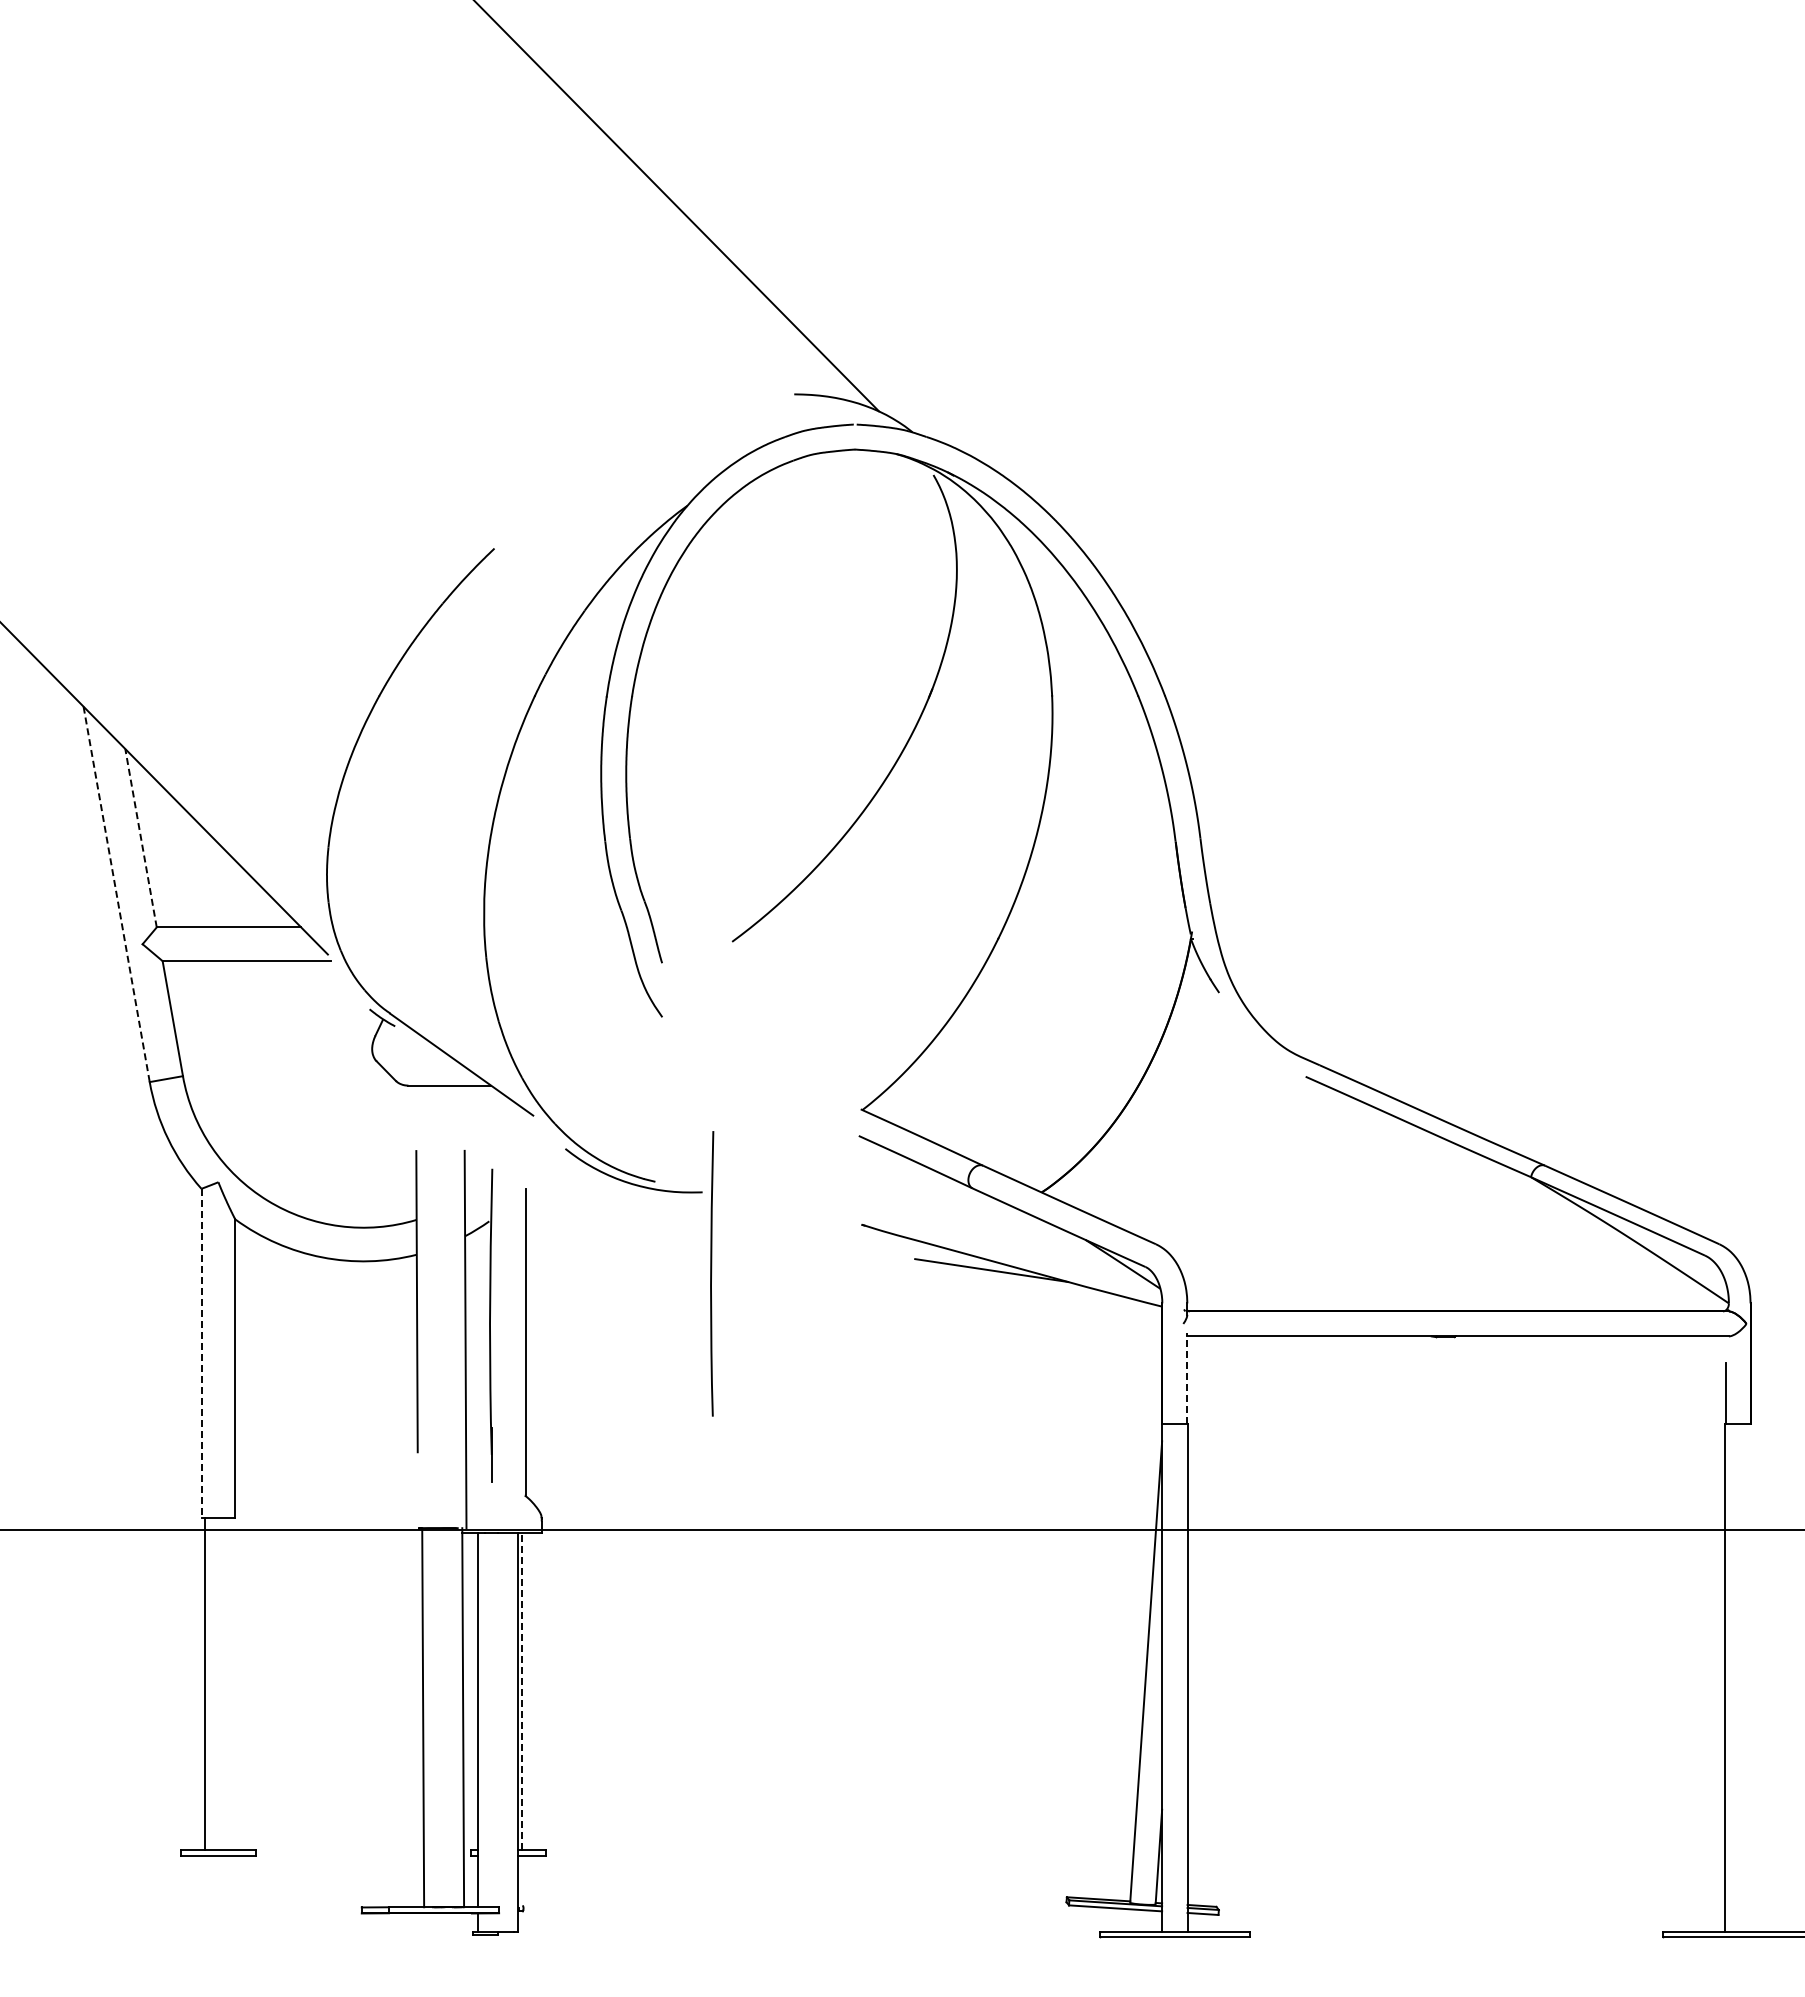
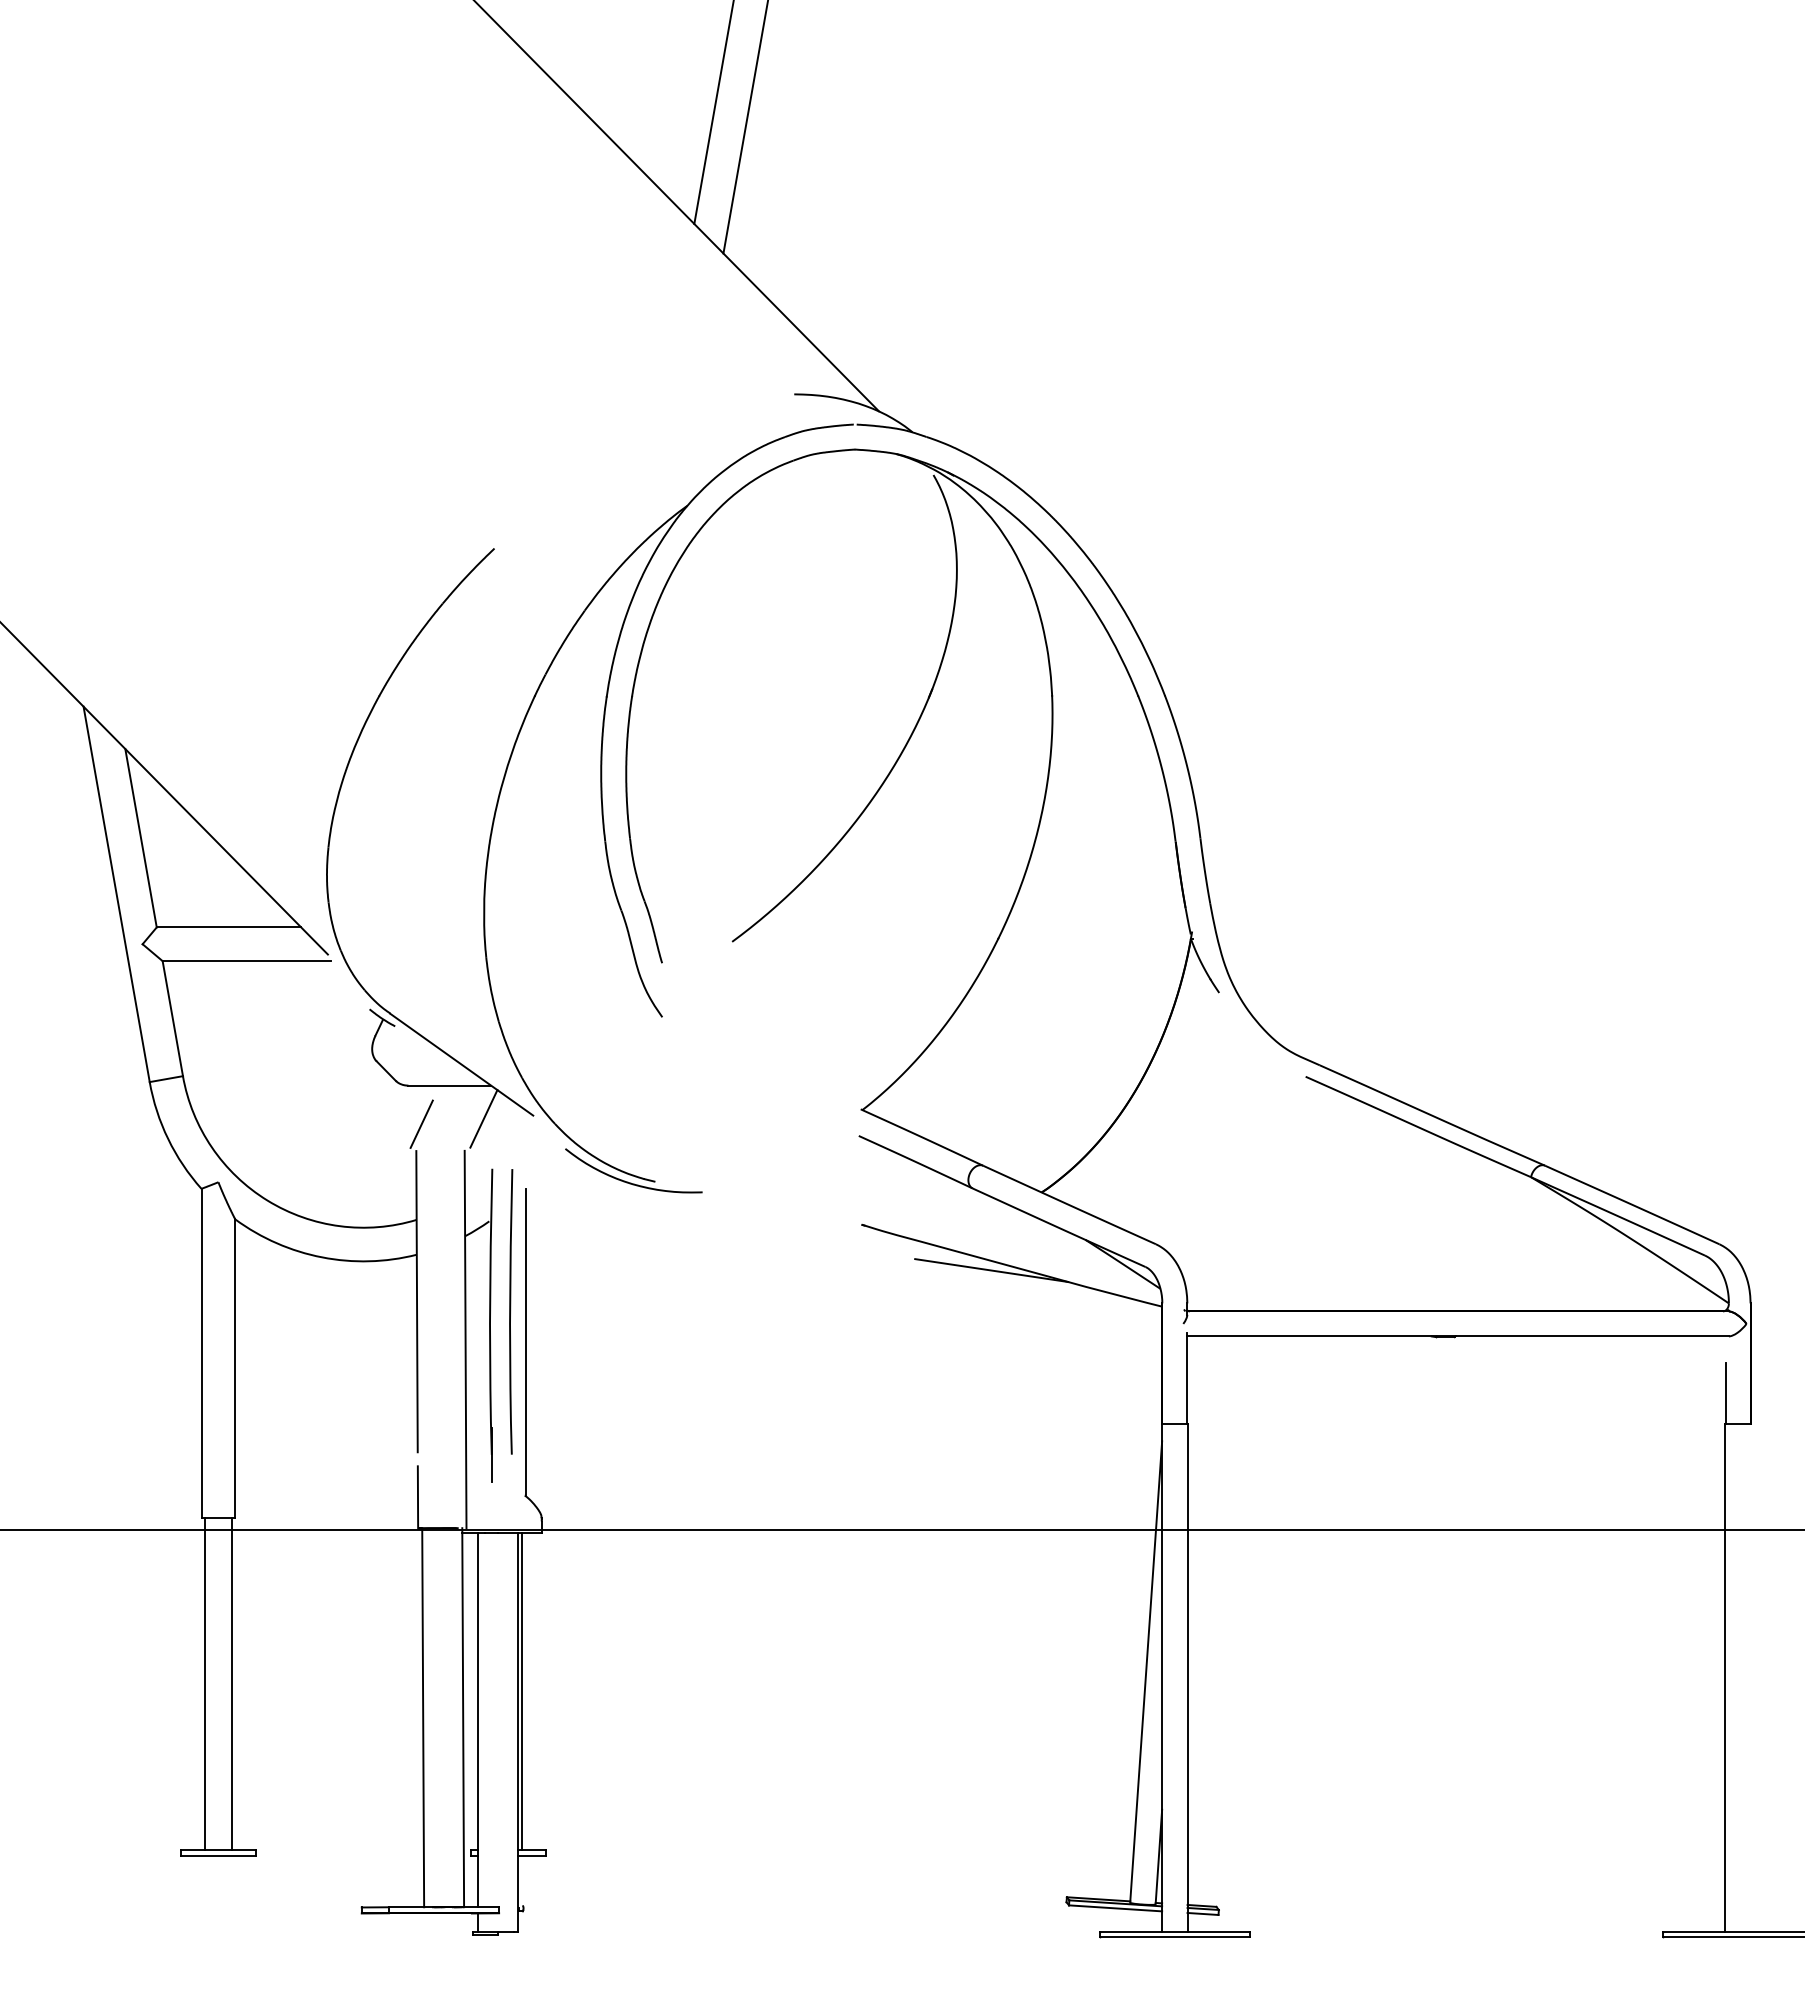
line: none -> present (713, 113)
line: none -> present (745, 127)
line: dashed -> solid (141, 838)
line: dashed -> solid (116, 894)
line: none -> present (483, 1118)
line: none -> present (421, 1123)
curve position: (712, 1272) -> (511, 1310) (511, 1310)
line: dashed -> solid (201, 1353)
line: dashed -> solid (1187, 1377)
line: none -> present (417, 1497)
line: none -> present (231, 1684)
line: dashed -> solid (522, 1691)
